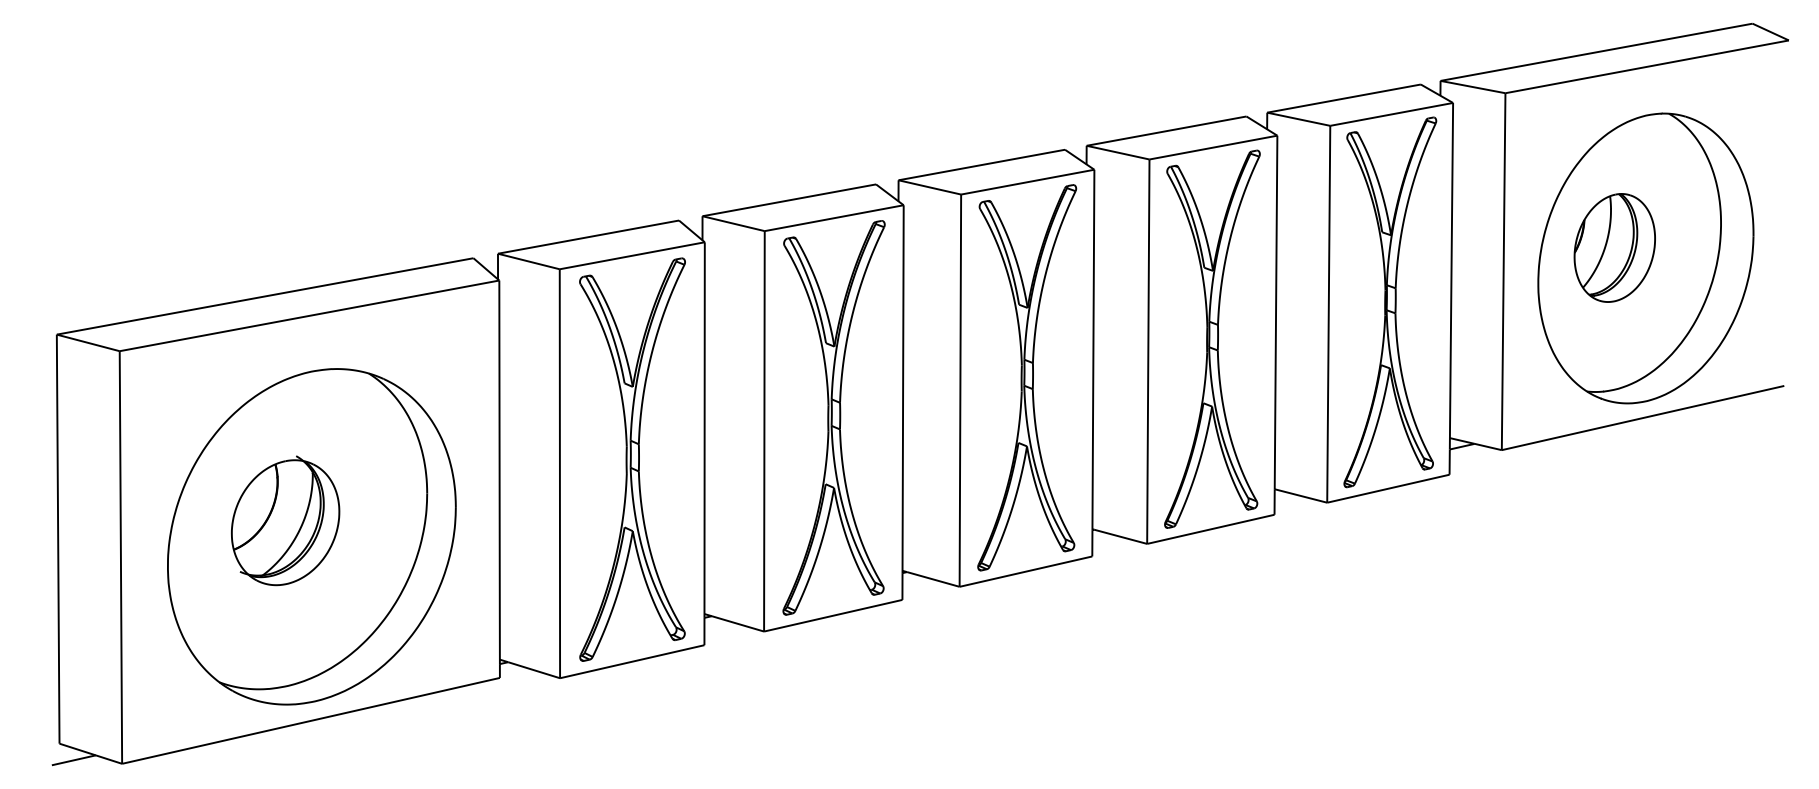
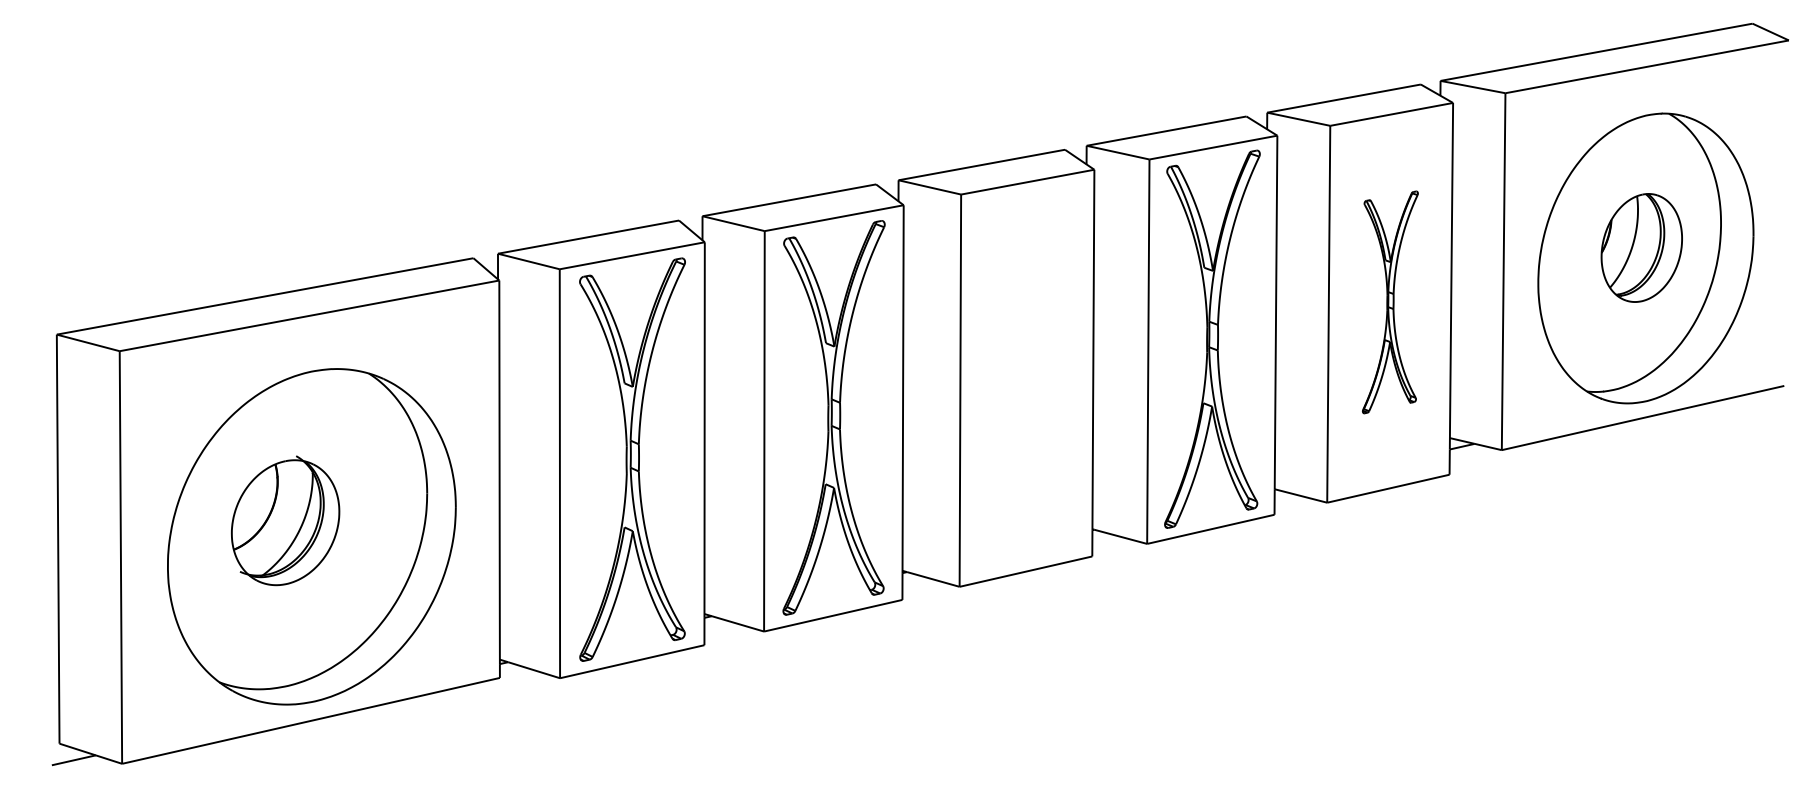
part position: (1614, 247) -> (1641, 247) (1641, 247)
part size: 95x373 px -> 57x225 px (1390, 302)
part: present -> none (1027, 377)
